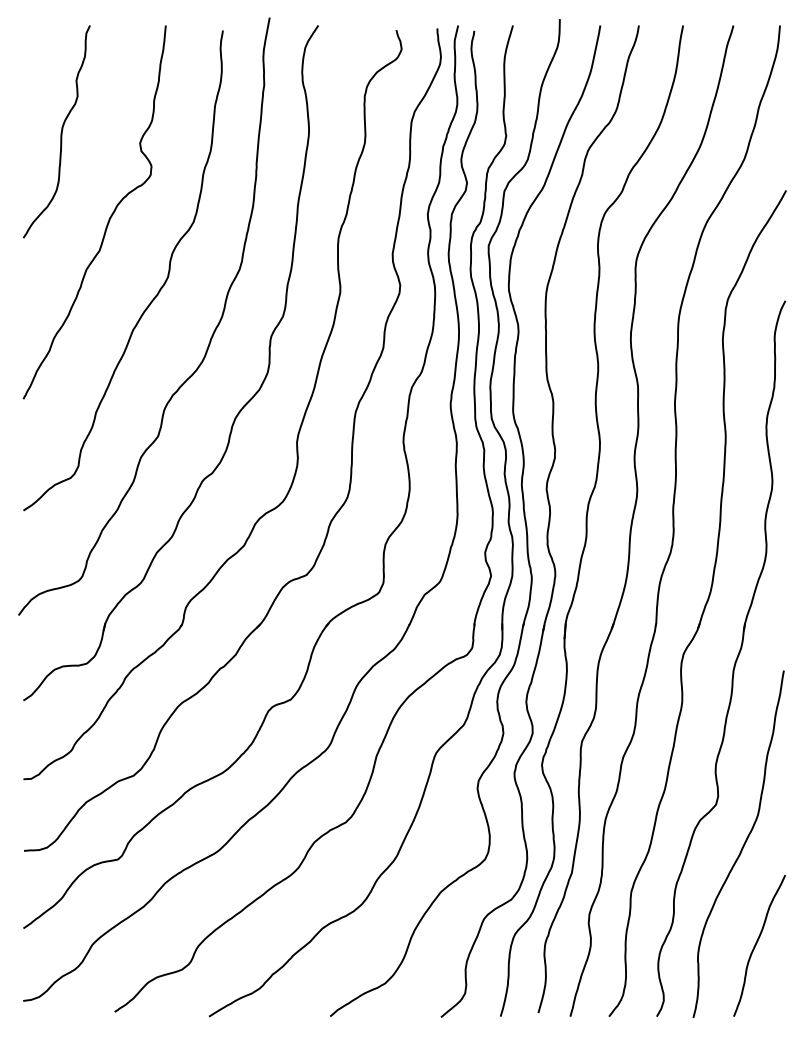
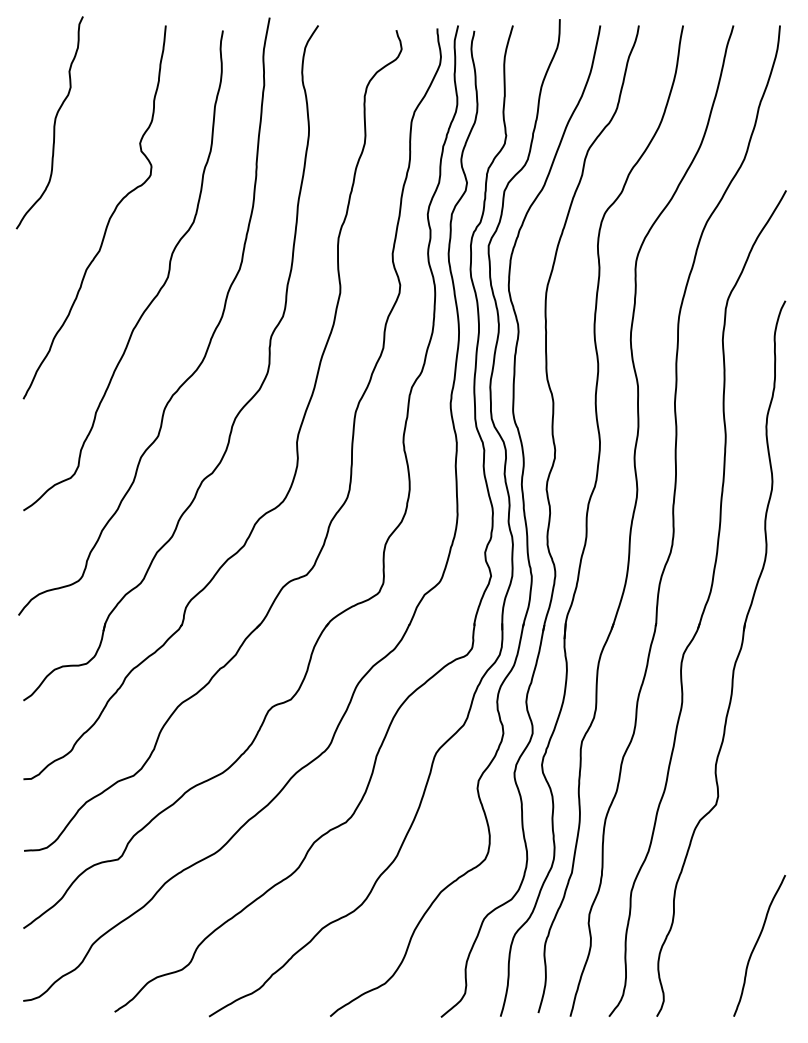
curve position: (60, 132) -> (53, 123) (53, 123)
curve: present -> none (742, 845)
